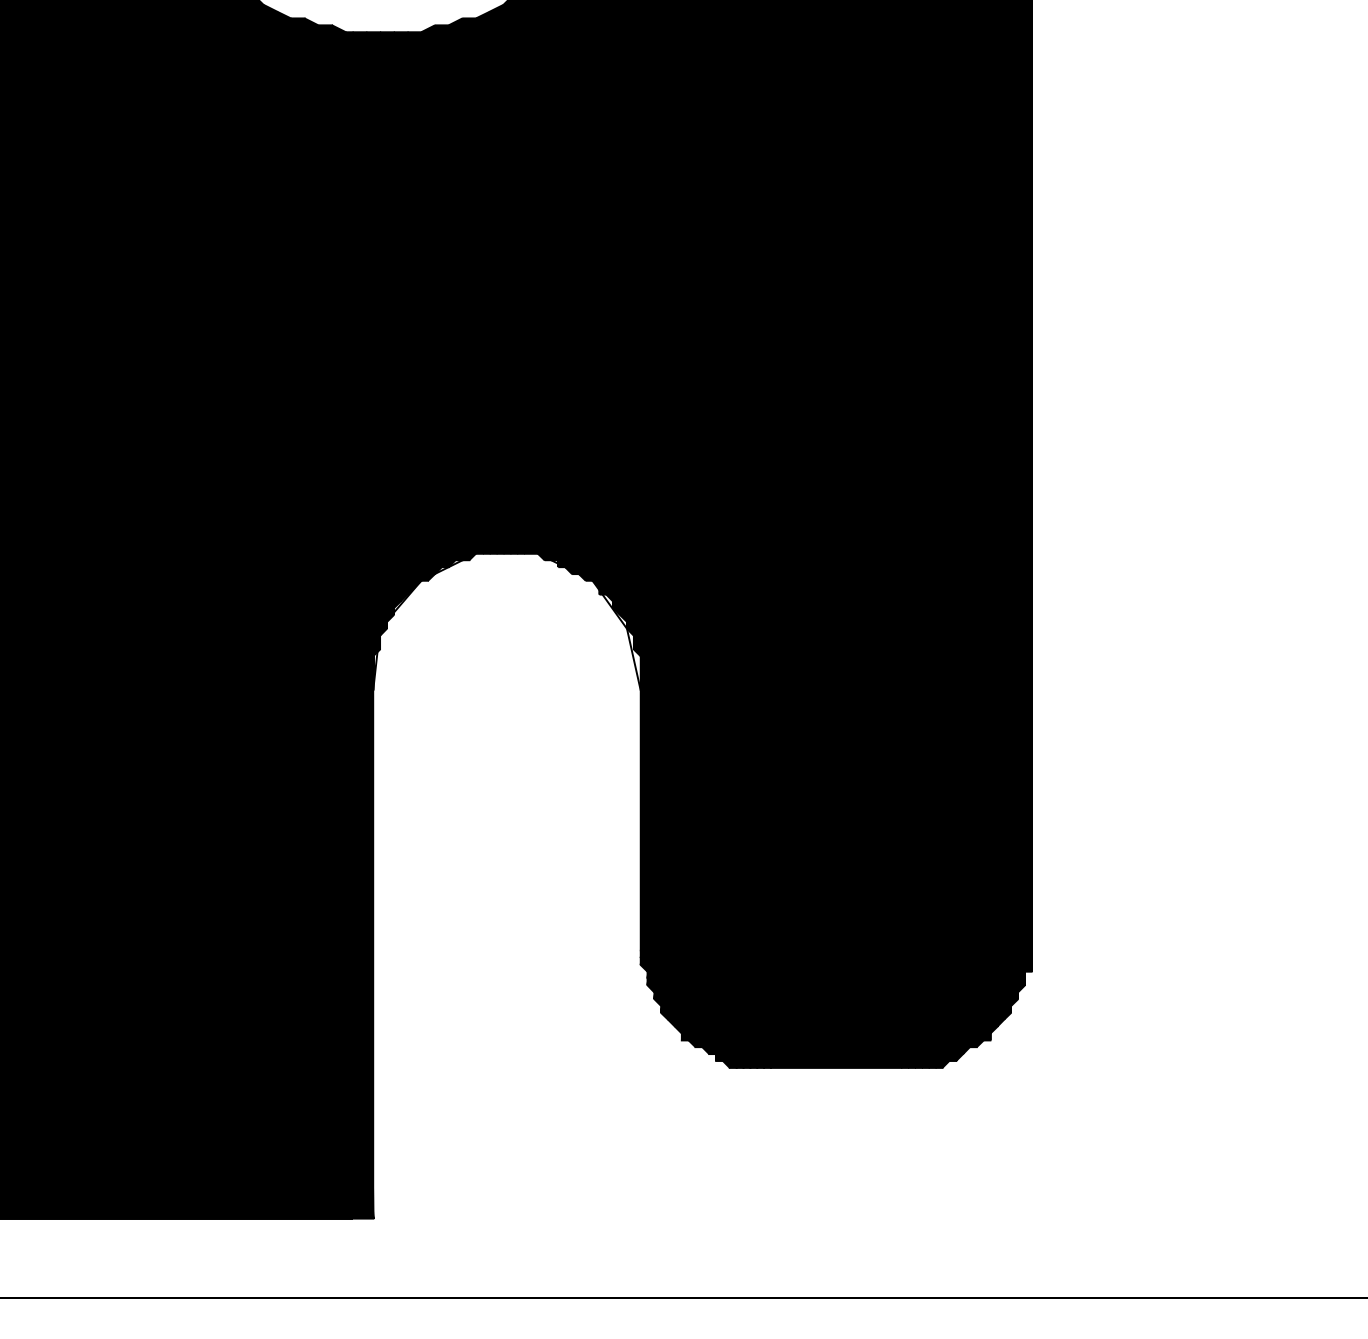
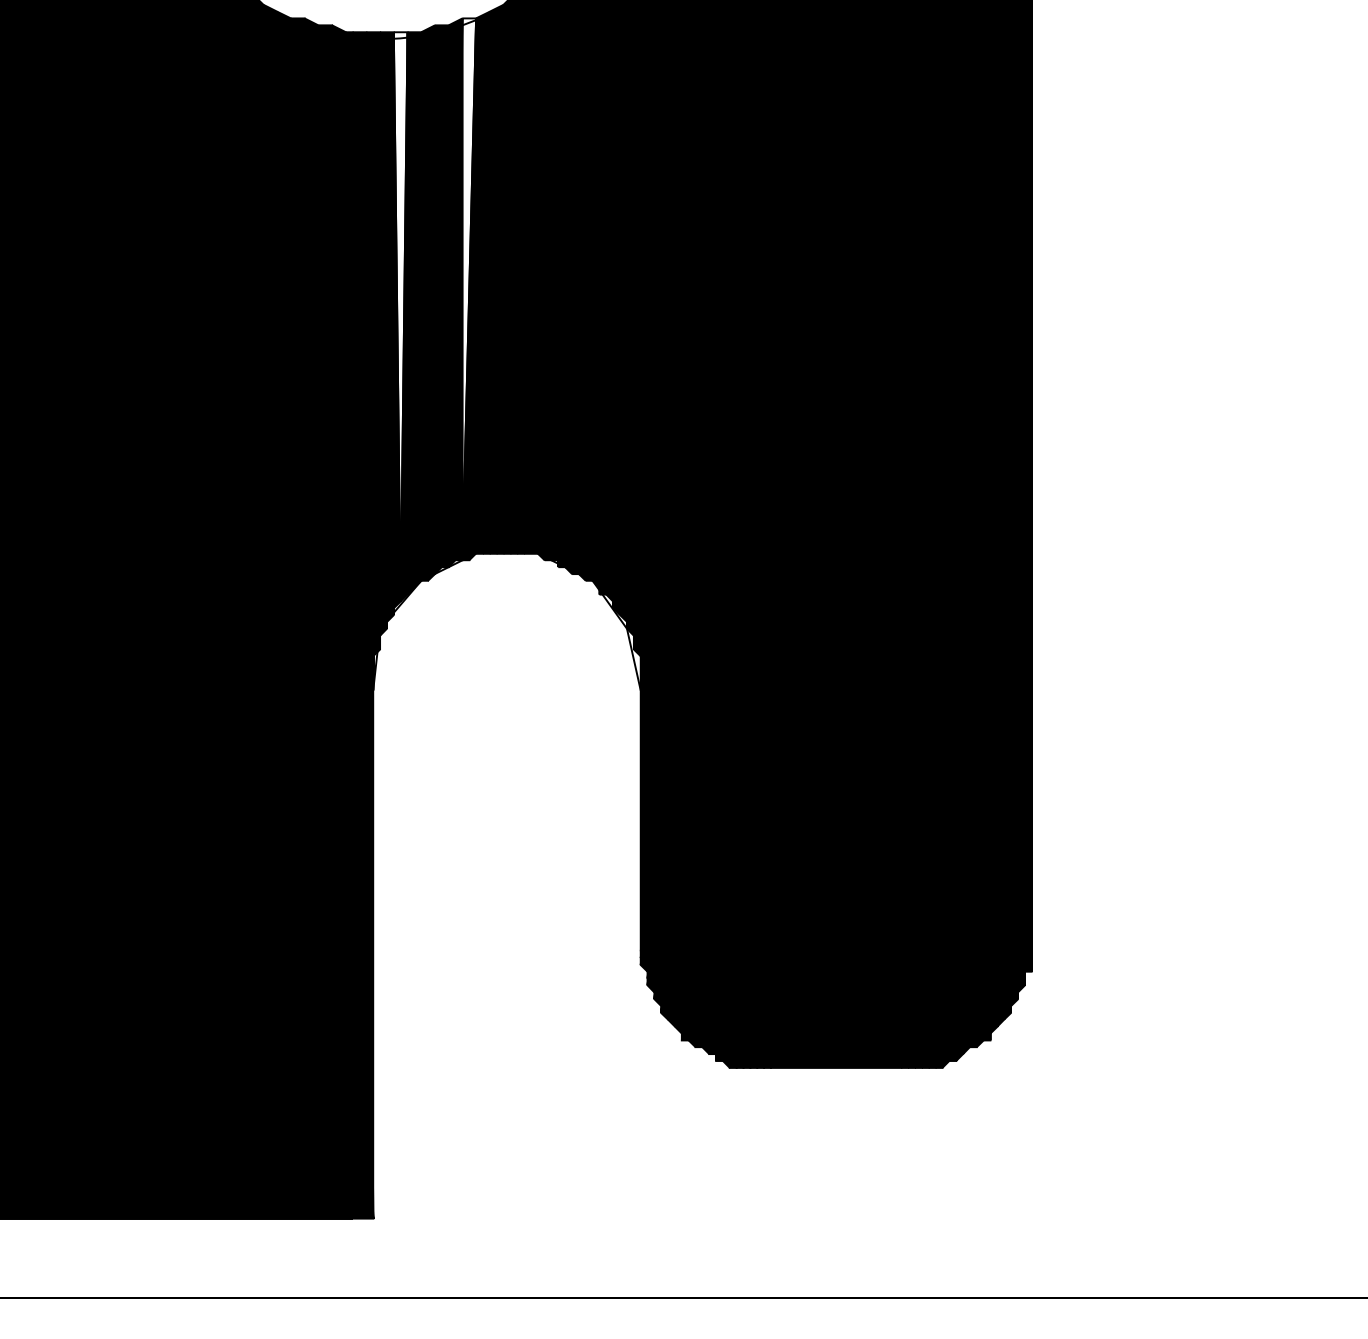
fill: present -> none (469, 289)
fill: present -> none (400, 316)
